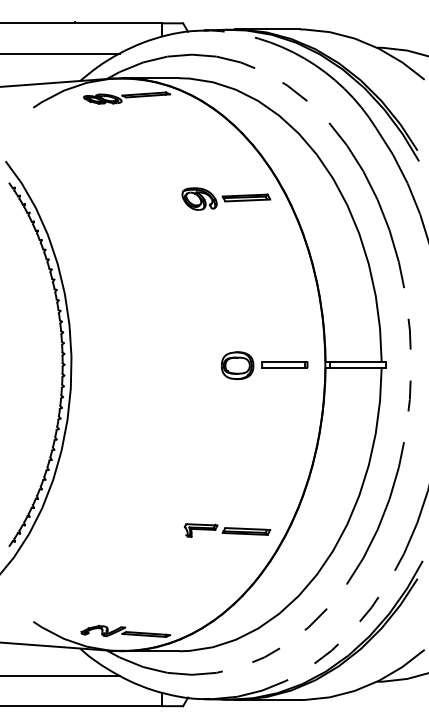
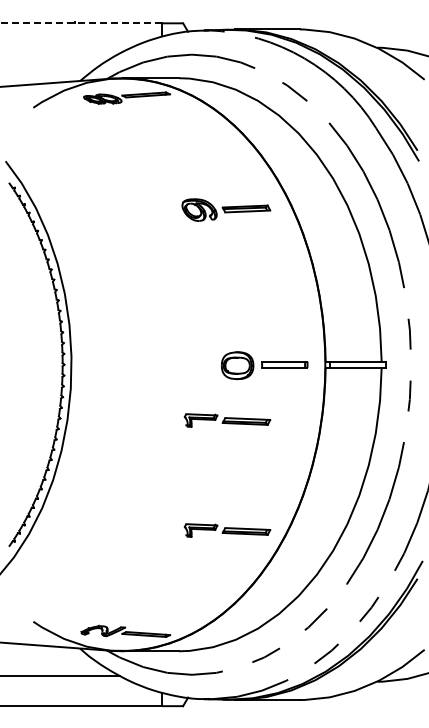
line: solid -> dashed (81, 23)
line: present -> none (60, 53)
part position: (226, 198) -> (226, 209) (226, 209)
part: none -> present (227, 420)
